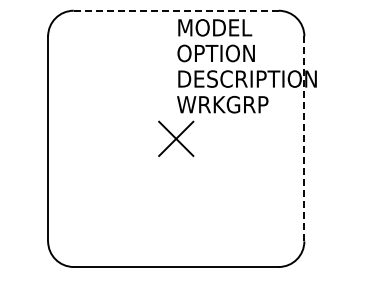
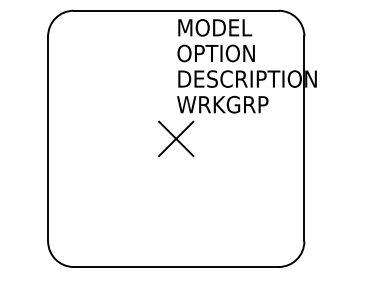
line: dashed -> solid (176, 10)
line: dashed -> solid (304, 138)
